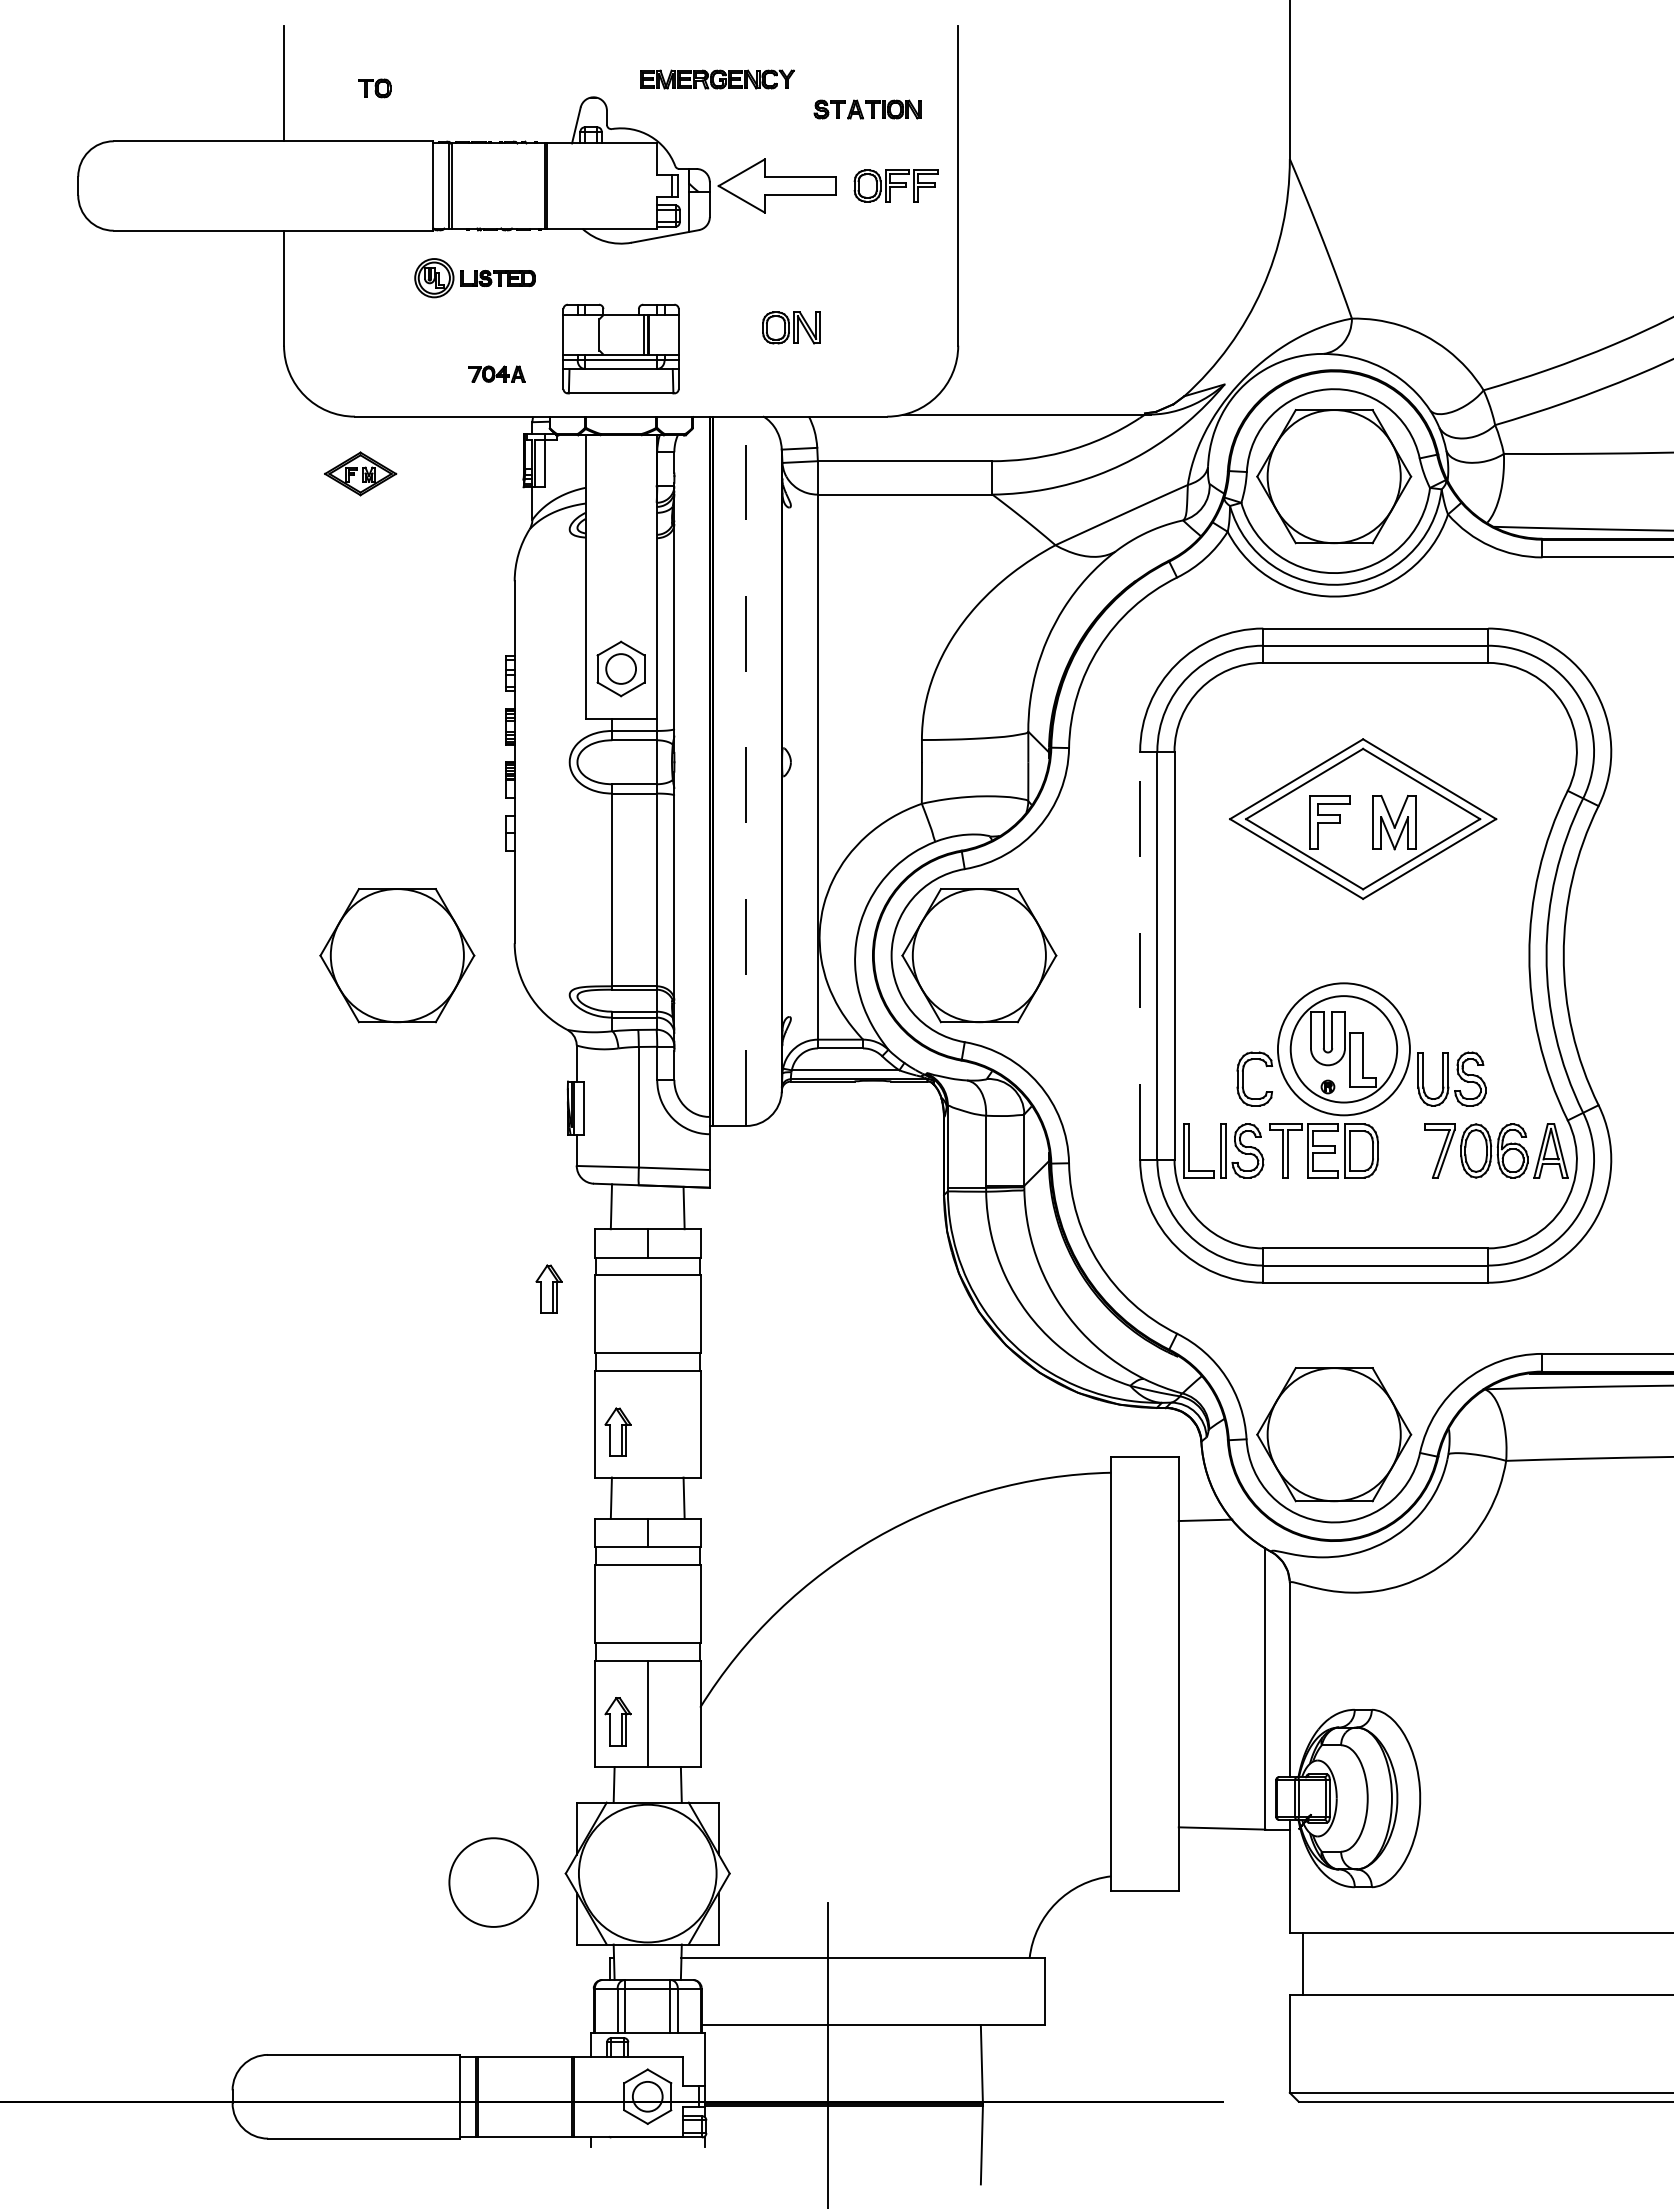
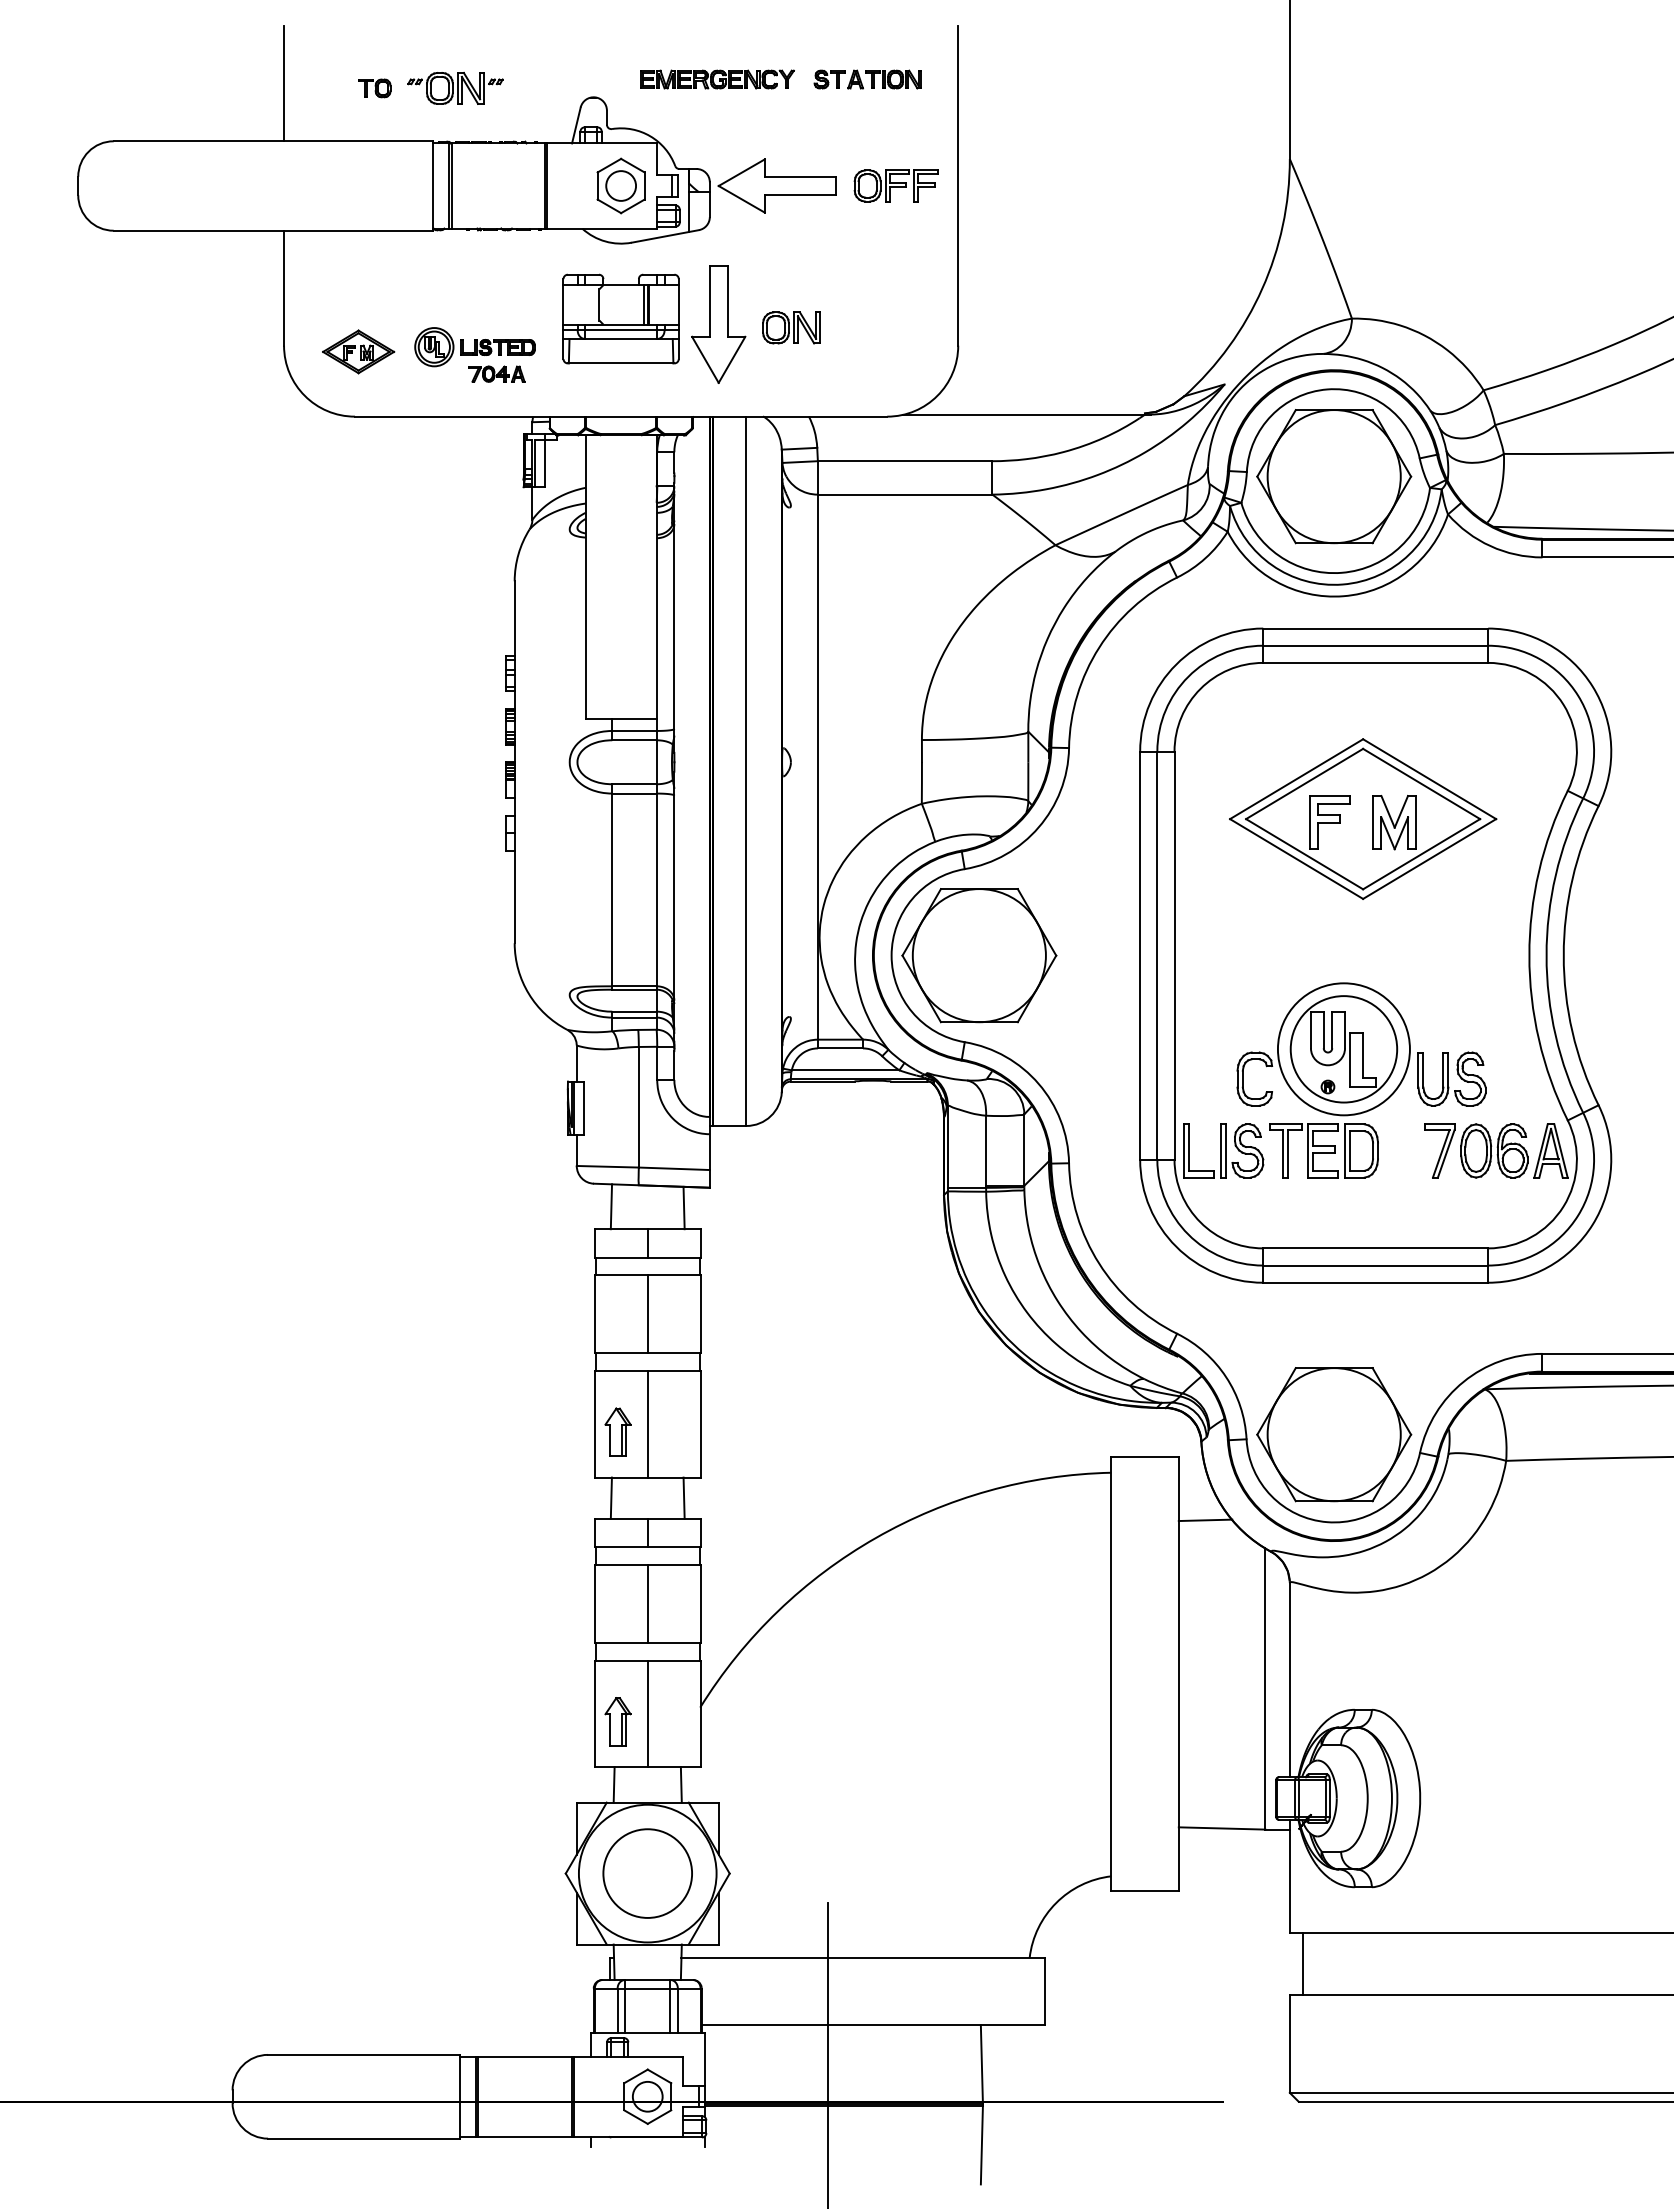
part: none -> present (455, 88)
part position: (867, 109) -> (867, 79) (867, 79)
part position: (474, 278) -> (474, 347) (474, 347)
part: none -> present (718, 324)
part position: (620, 348) -> (620, 318) (620, 318)
part position: (360, 473) -> (358, 351) (358, 351)
part position: (620, 668) -> (620, 185) (620, 185)
line: dashed -> solid (746, 771)
part: present -> none (397, 955)
line: dashed -> solid (1140, 955)
part: present -> none (548, 1288)
line: none -> present (647, 1314)
line: none -> present (647, 1424)
line: none -> present (647, 1603)
circle position: (493, 1882) -> (647, 1873) (647, 1873)
